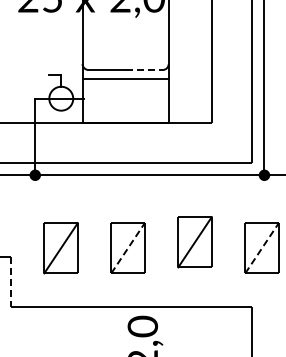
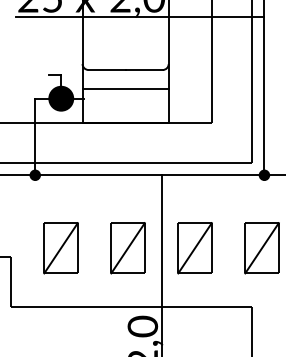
line: none -> present (140, 16)
line: dashed -> solid (144, 70)
line position: (125, 79) -> (125, 89) (125, 89)
fill: none -> present (61, 98)
part position: (194, 242) -> (194, 248) (194, 248)
line: dashed -> solid (128, 247)
line: dashed -> solid (262, 247)
line: none -> present (162, 264)
line: dashed -> solid (10, 282)
